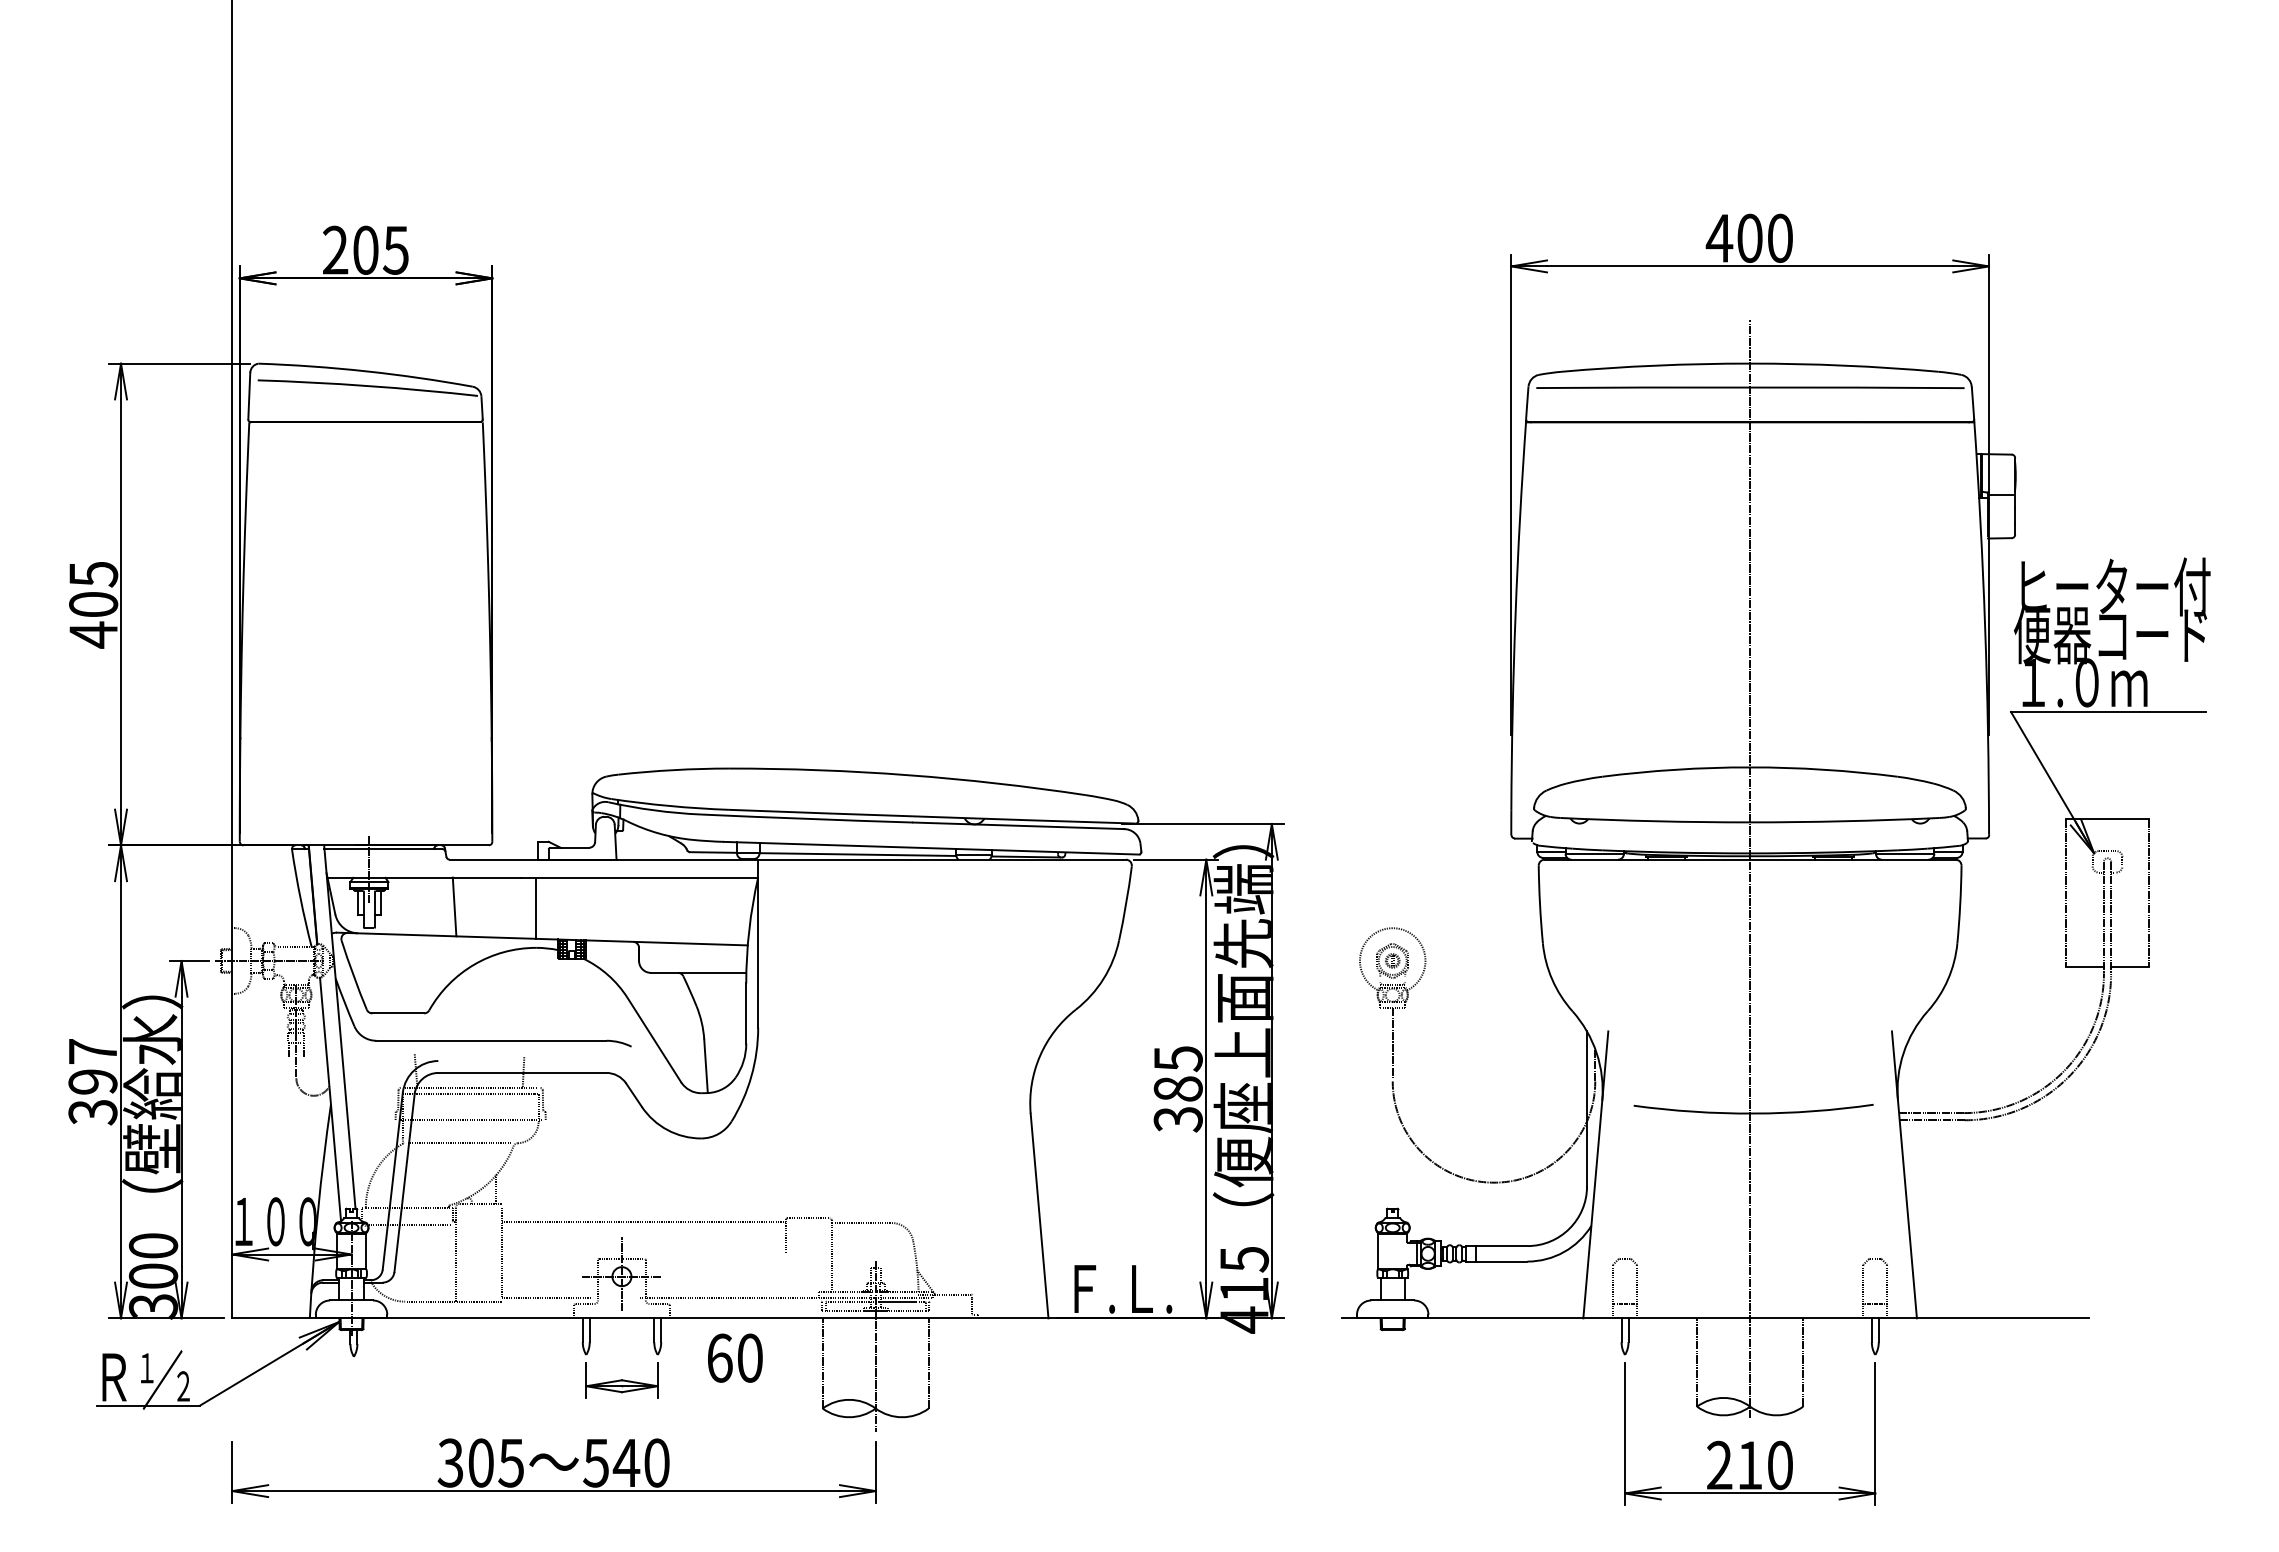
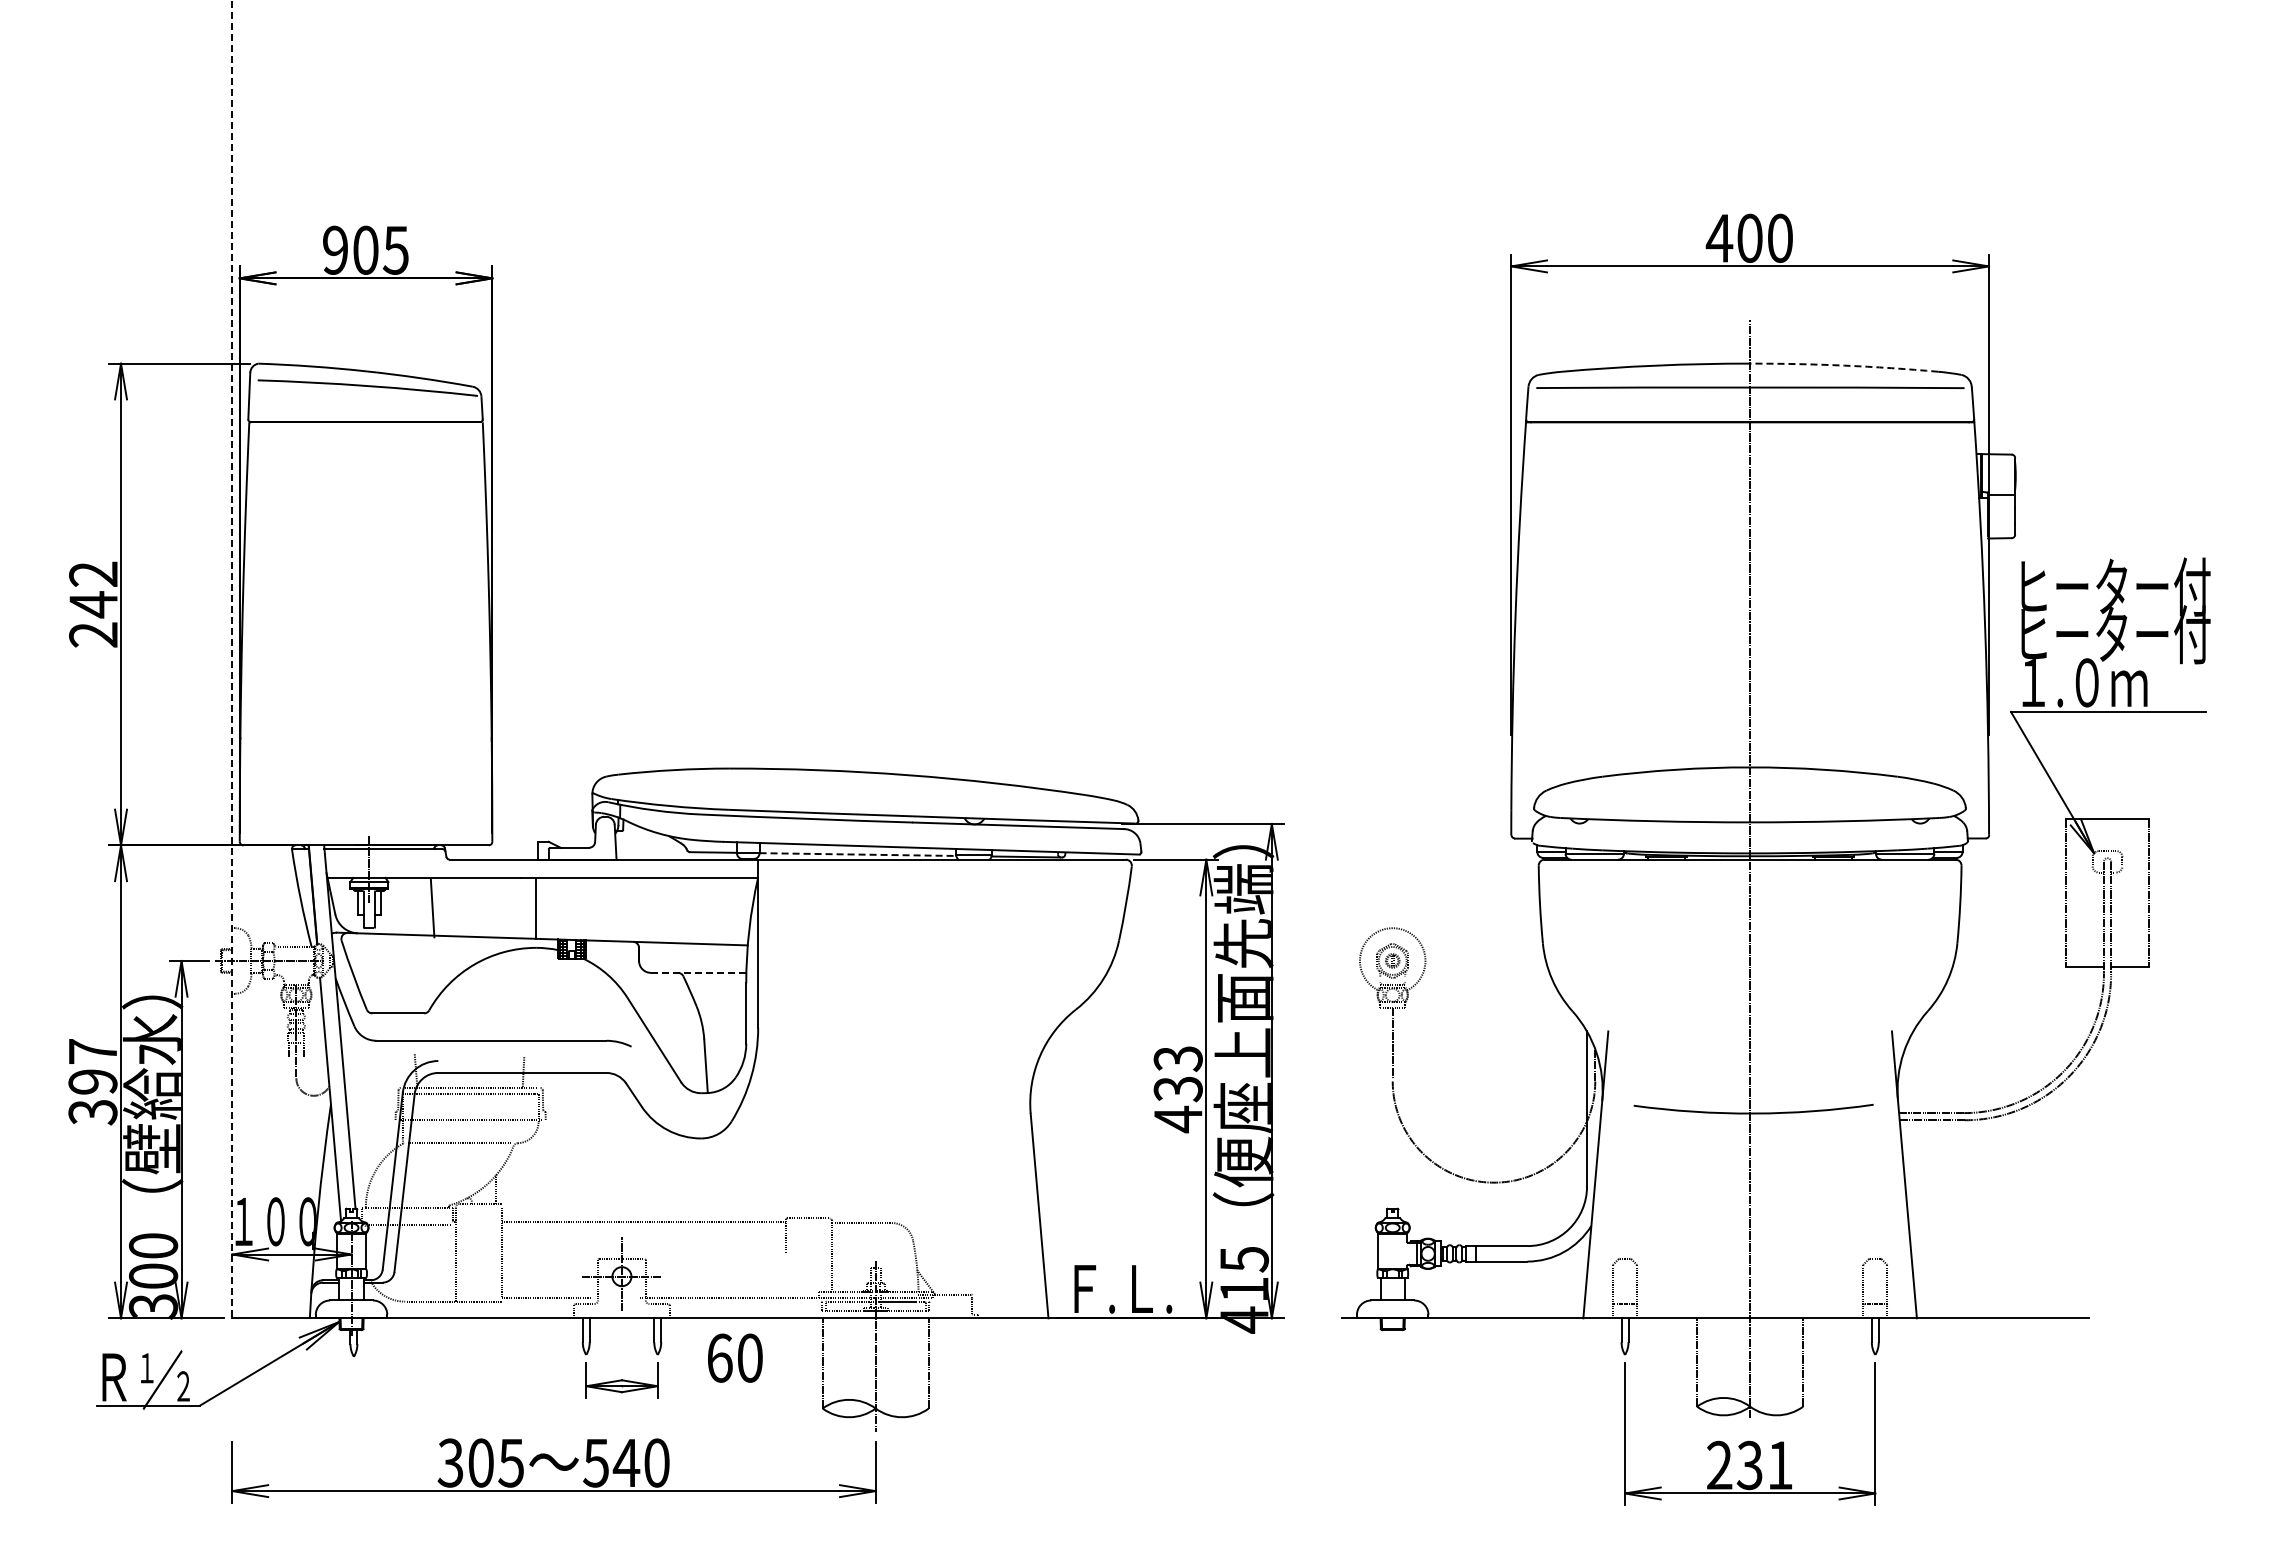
text: 205 -> 905 (335, 250)
arc: solid -> dashed (1844, 365)
text: 405 -> 242 (93, 604)
text: 便器コード -> ヒーター付 (2111, 634)
line: solid -> dashed (232, 659)
line: solid -> dashed (858, 854)
line position: (454, 906) -> (432, 907) (432, 907)
line: solid -> dashed (698, 972)
text: 385 -> 433 (1177, 1089)
text: 210 -> 231 (1764, 1465)
